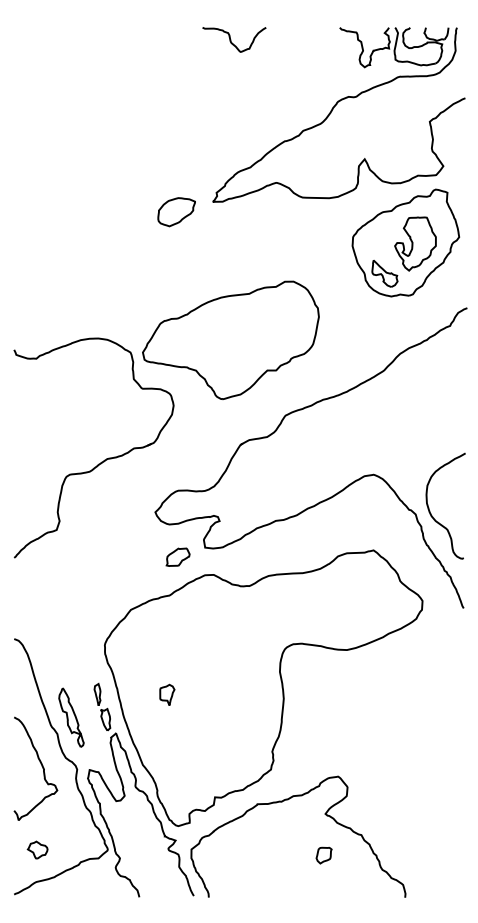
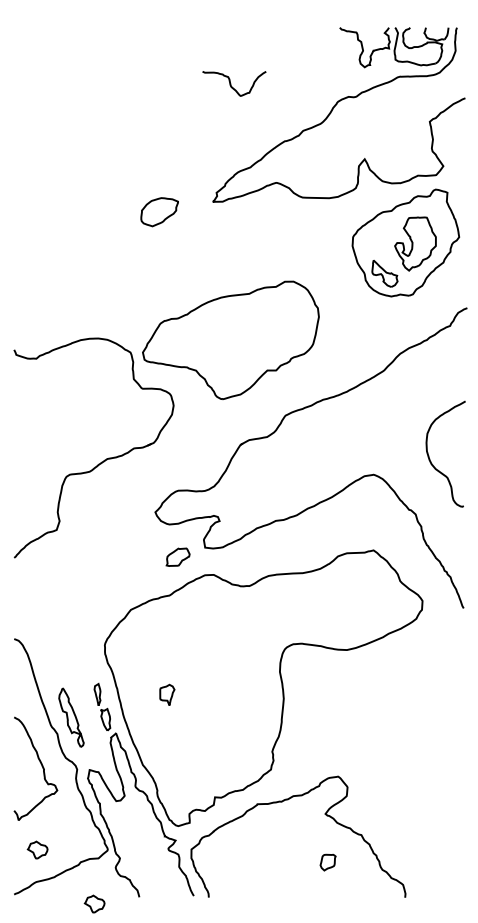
curve position: (231, 39) -> (231, 83) (231, 83)
part position: (176, 212) -> (159, 212) (159, 212)
curve position: (429, 507) -> (429, 455) (429, 455)
part position: (323, 855) -> (327, 862) (327, 862)
part: none -> present (94, 903)
